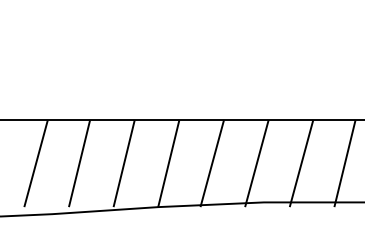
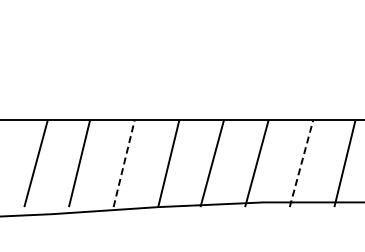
line: solid -> dashed (124, 163)
line: solid -> dashed (301, 163)
